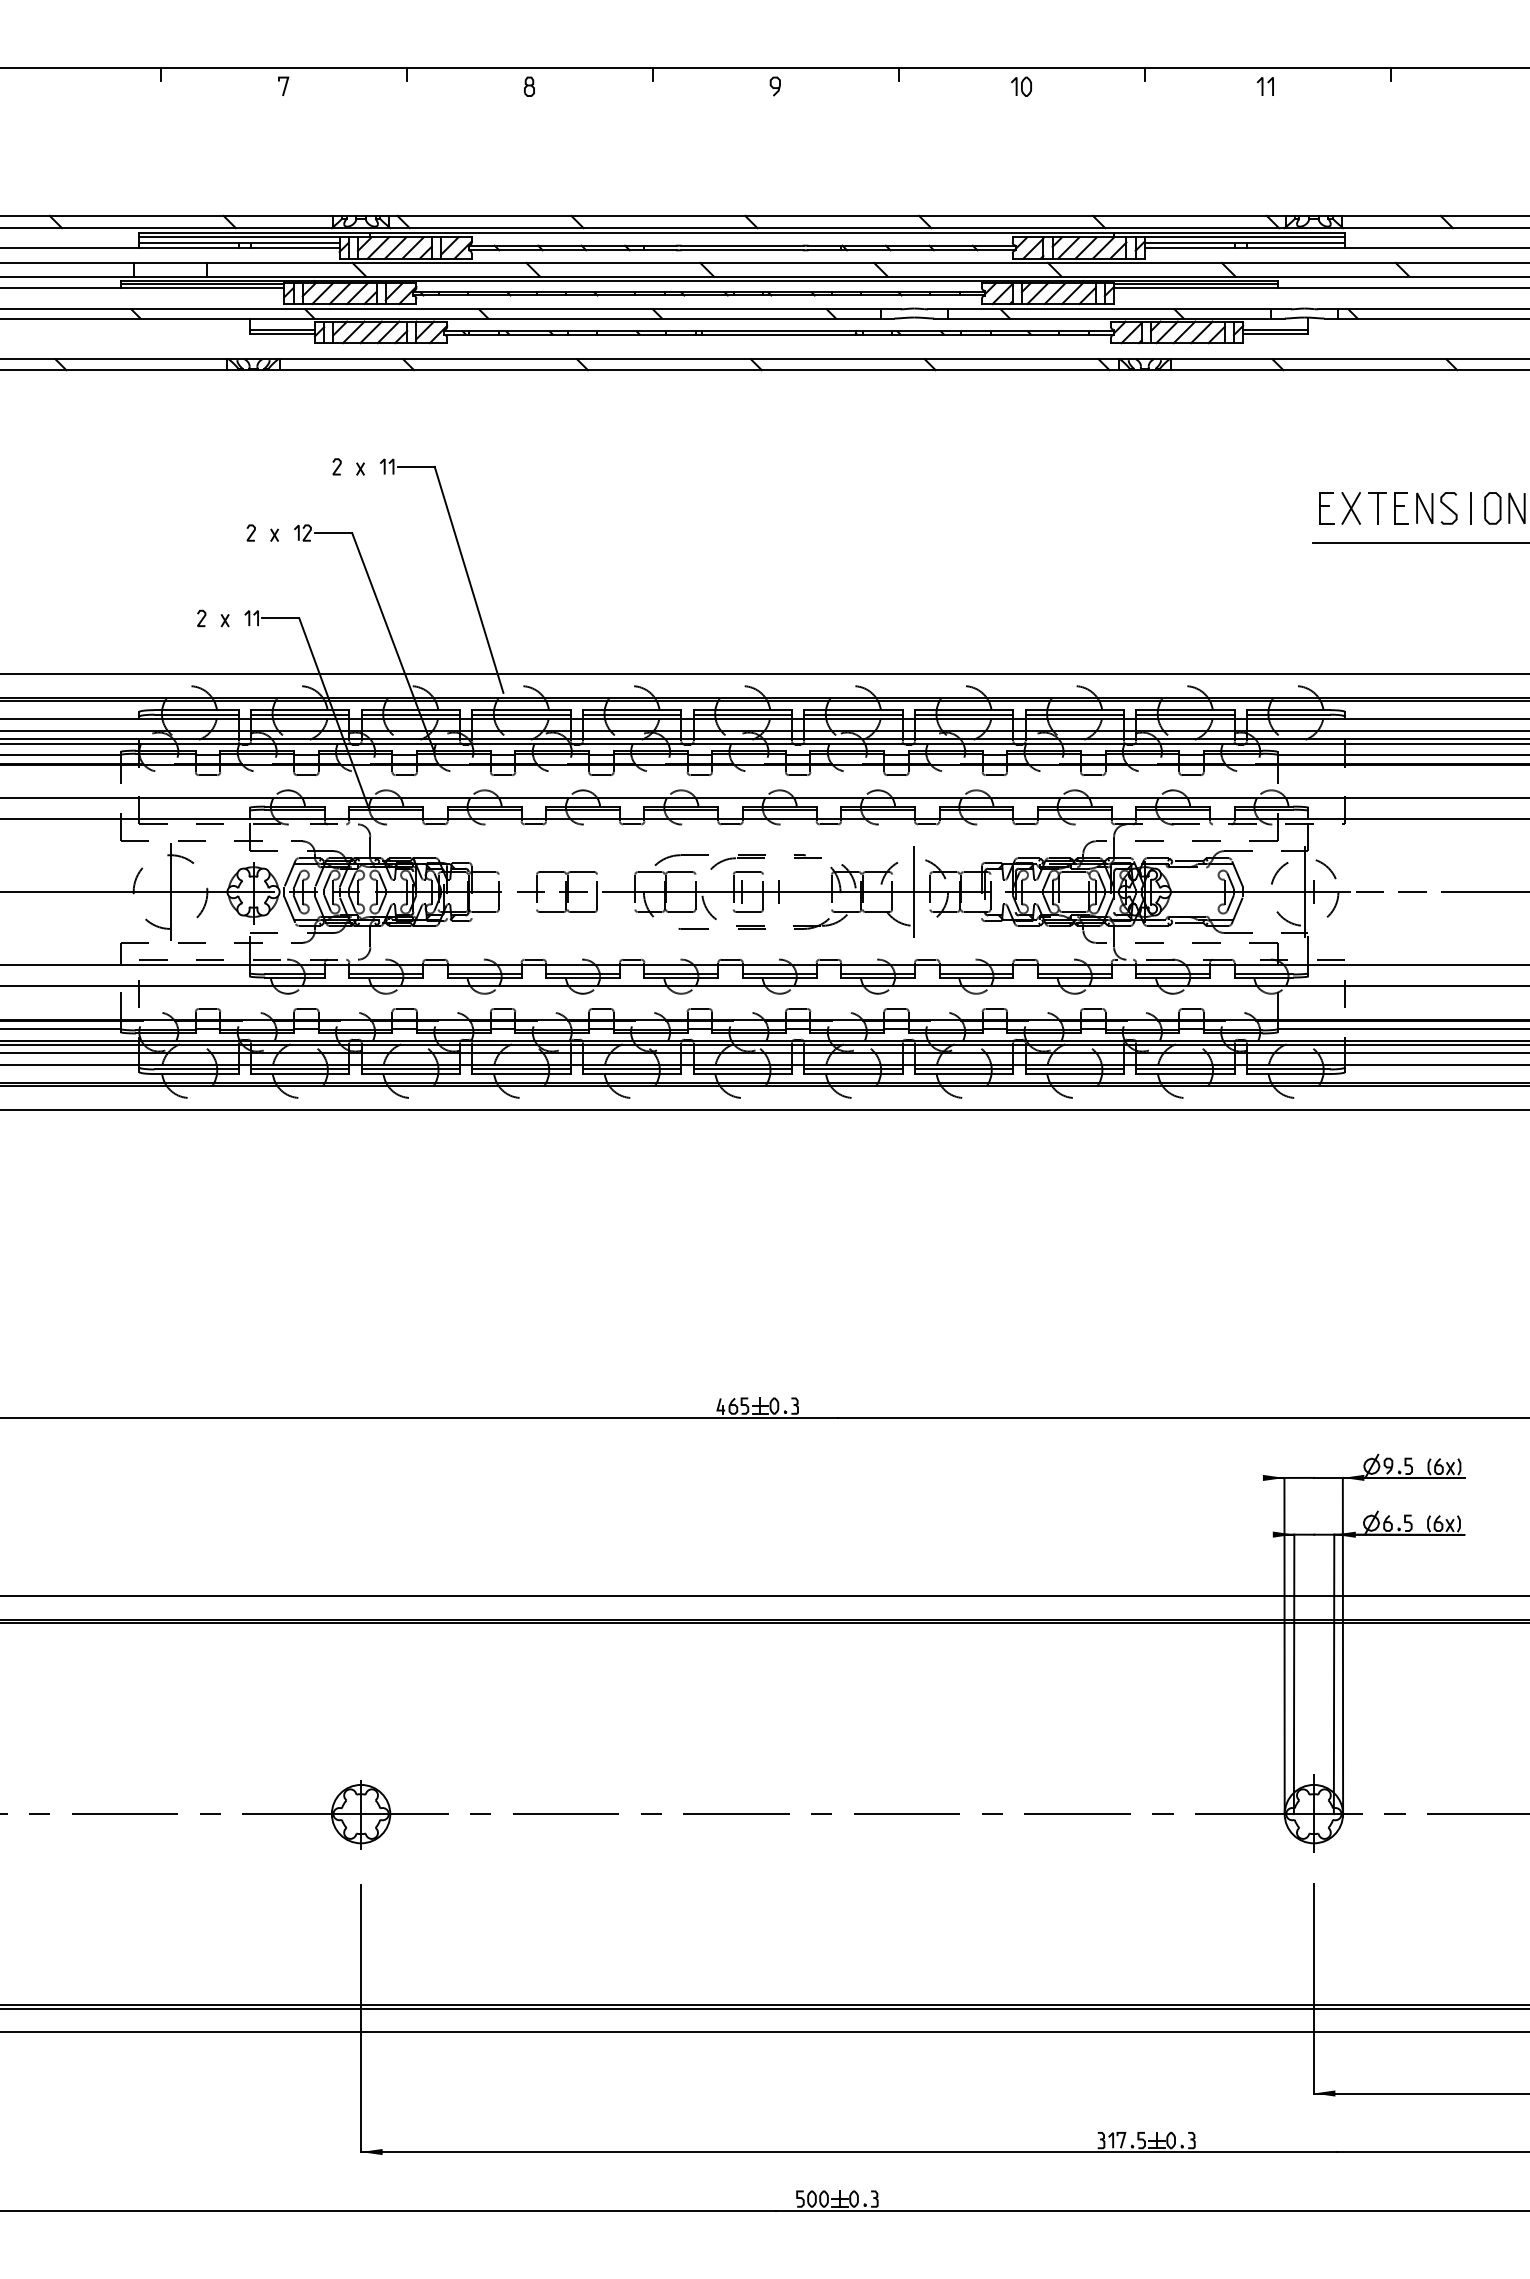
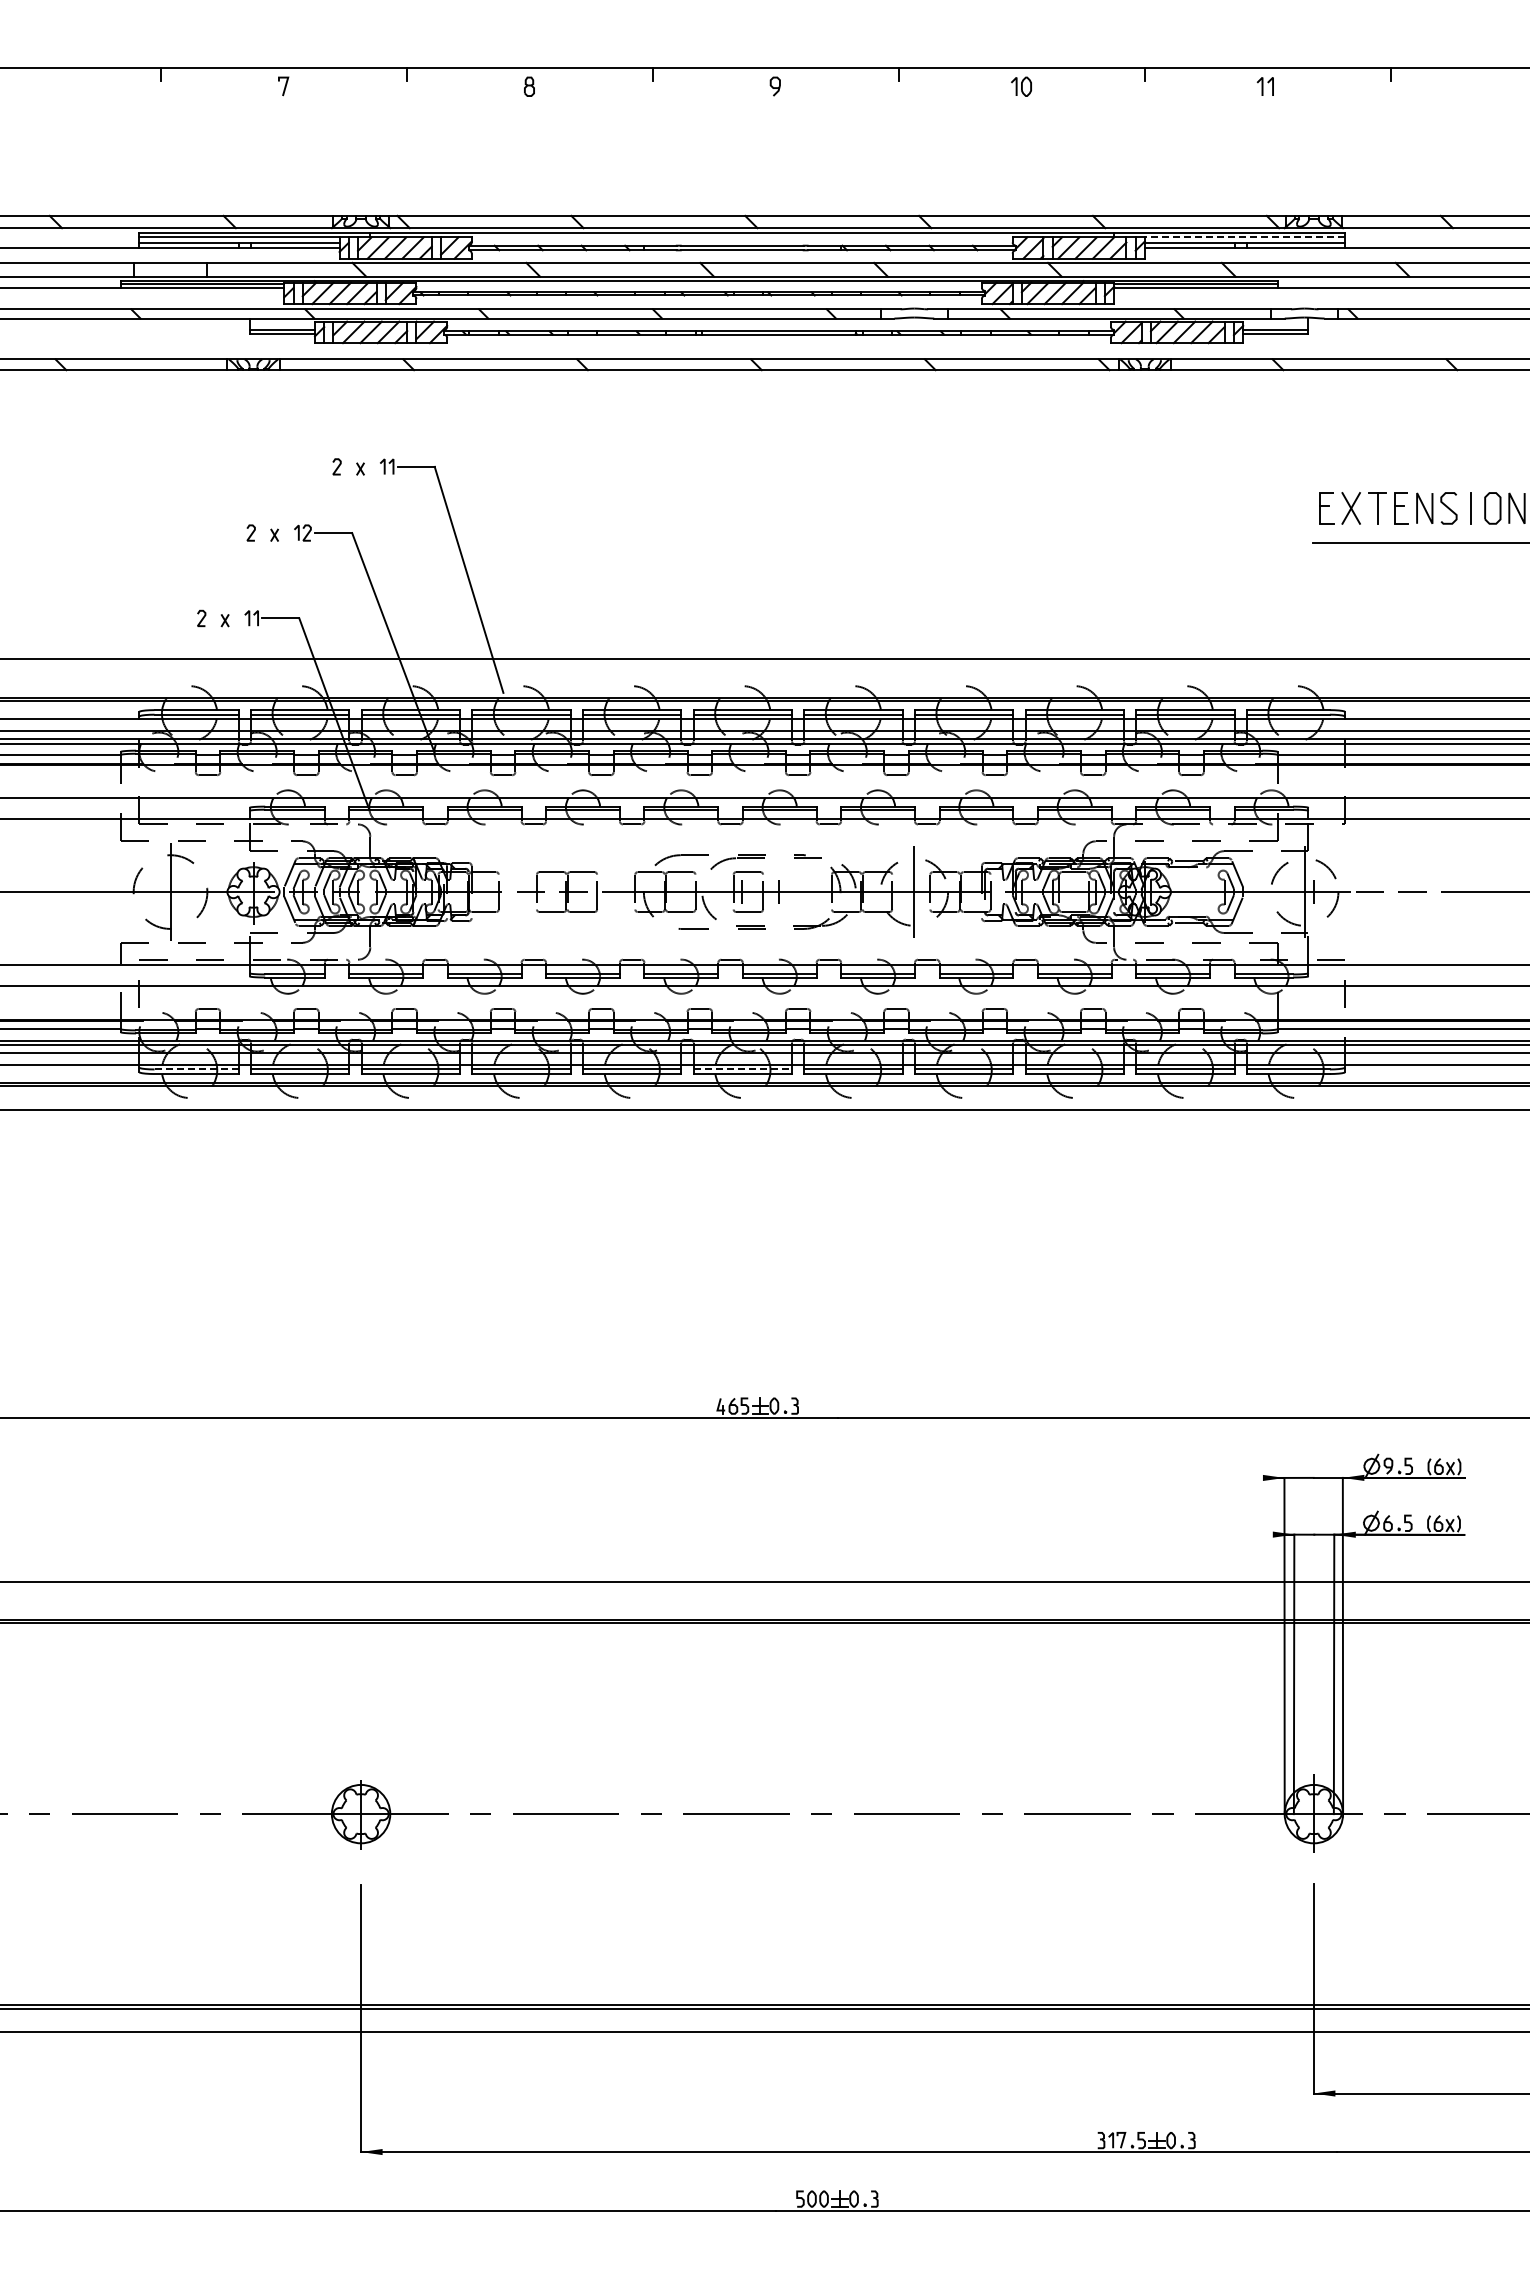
line: solid -> dashed (1244, 237)
line position: (764, 674) -> (764, 659) (764, 659)
line: solid -> dashed (197, 1069)
line: solid -> dashed (743, 1069)
line position: (764, 1596) -> (764, 1582) (764, 1582)
